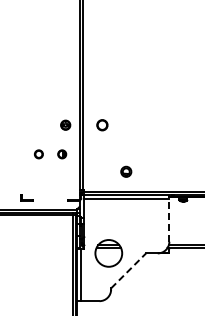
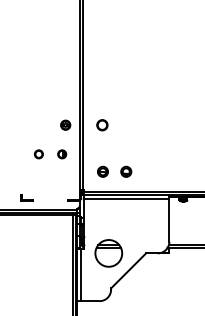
part: none -> present (102, 171)
line: dashed -> solid (169, 217)
line: dashed -> solid (128, 270)
